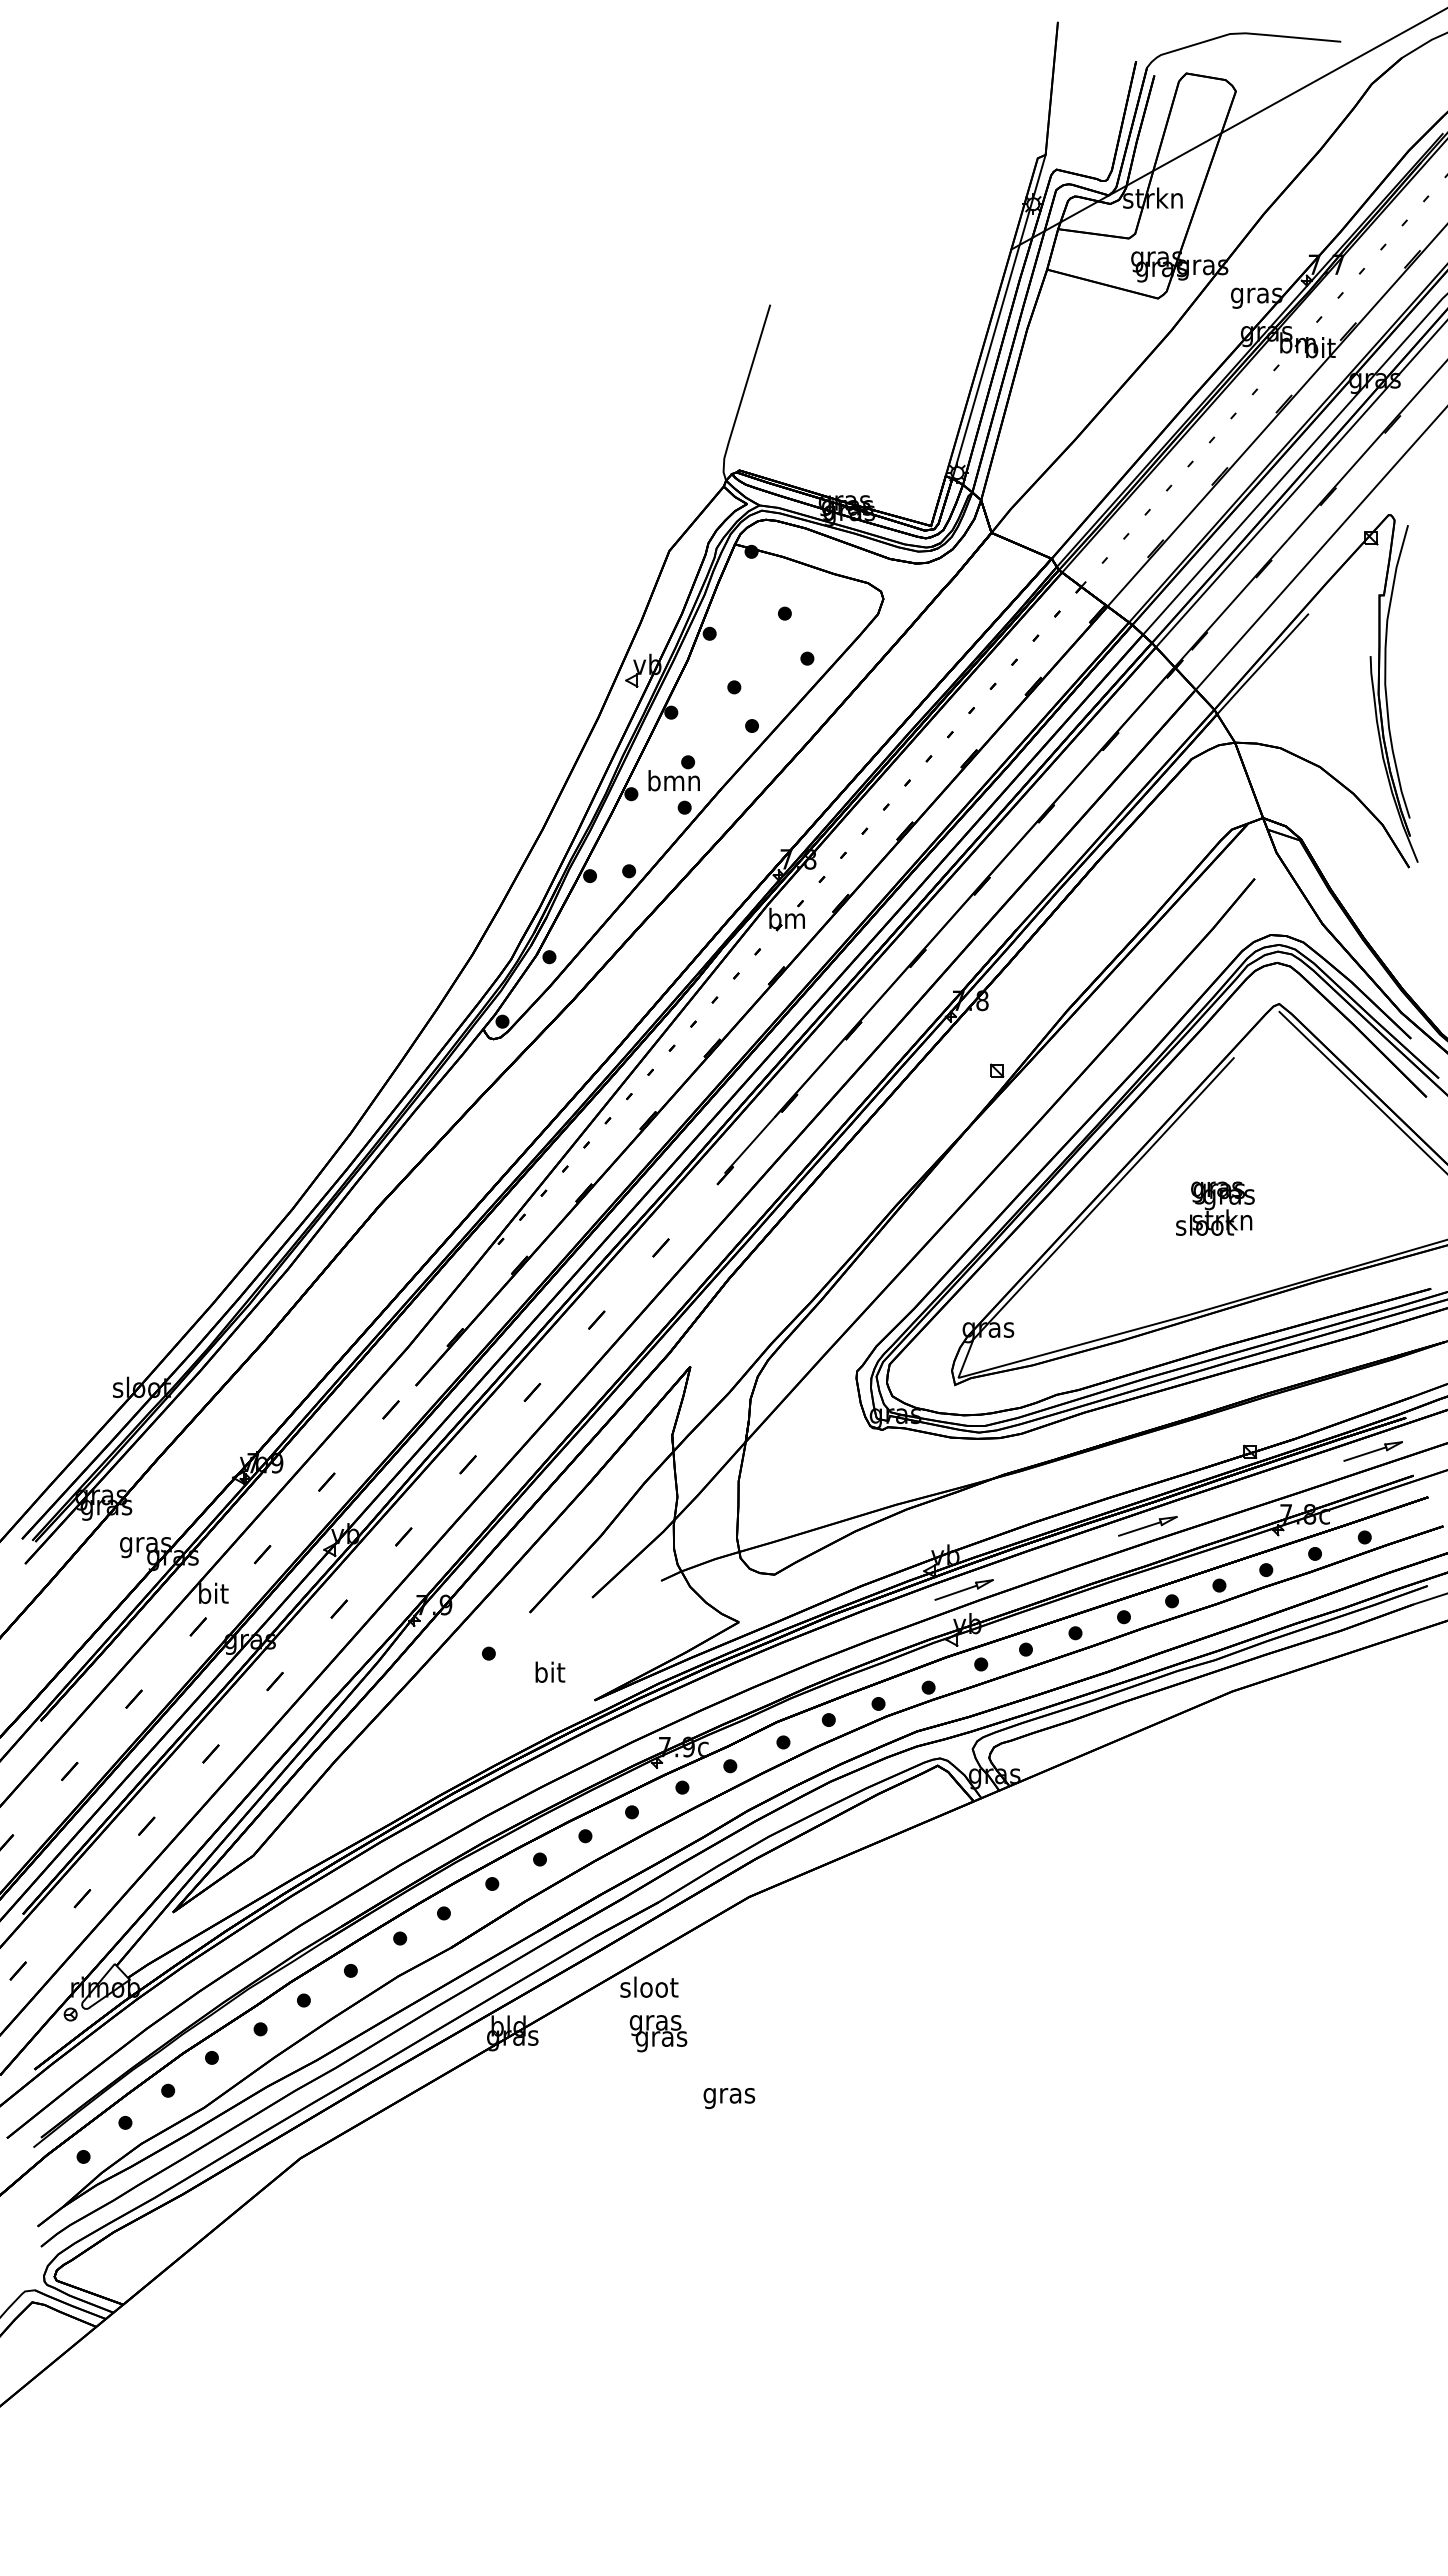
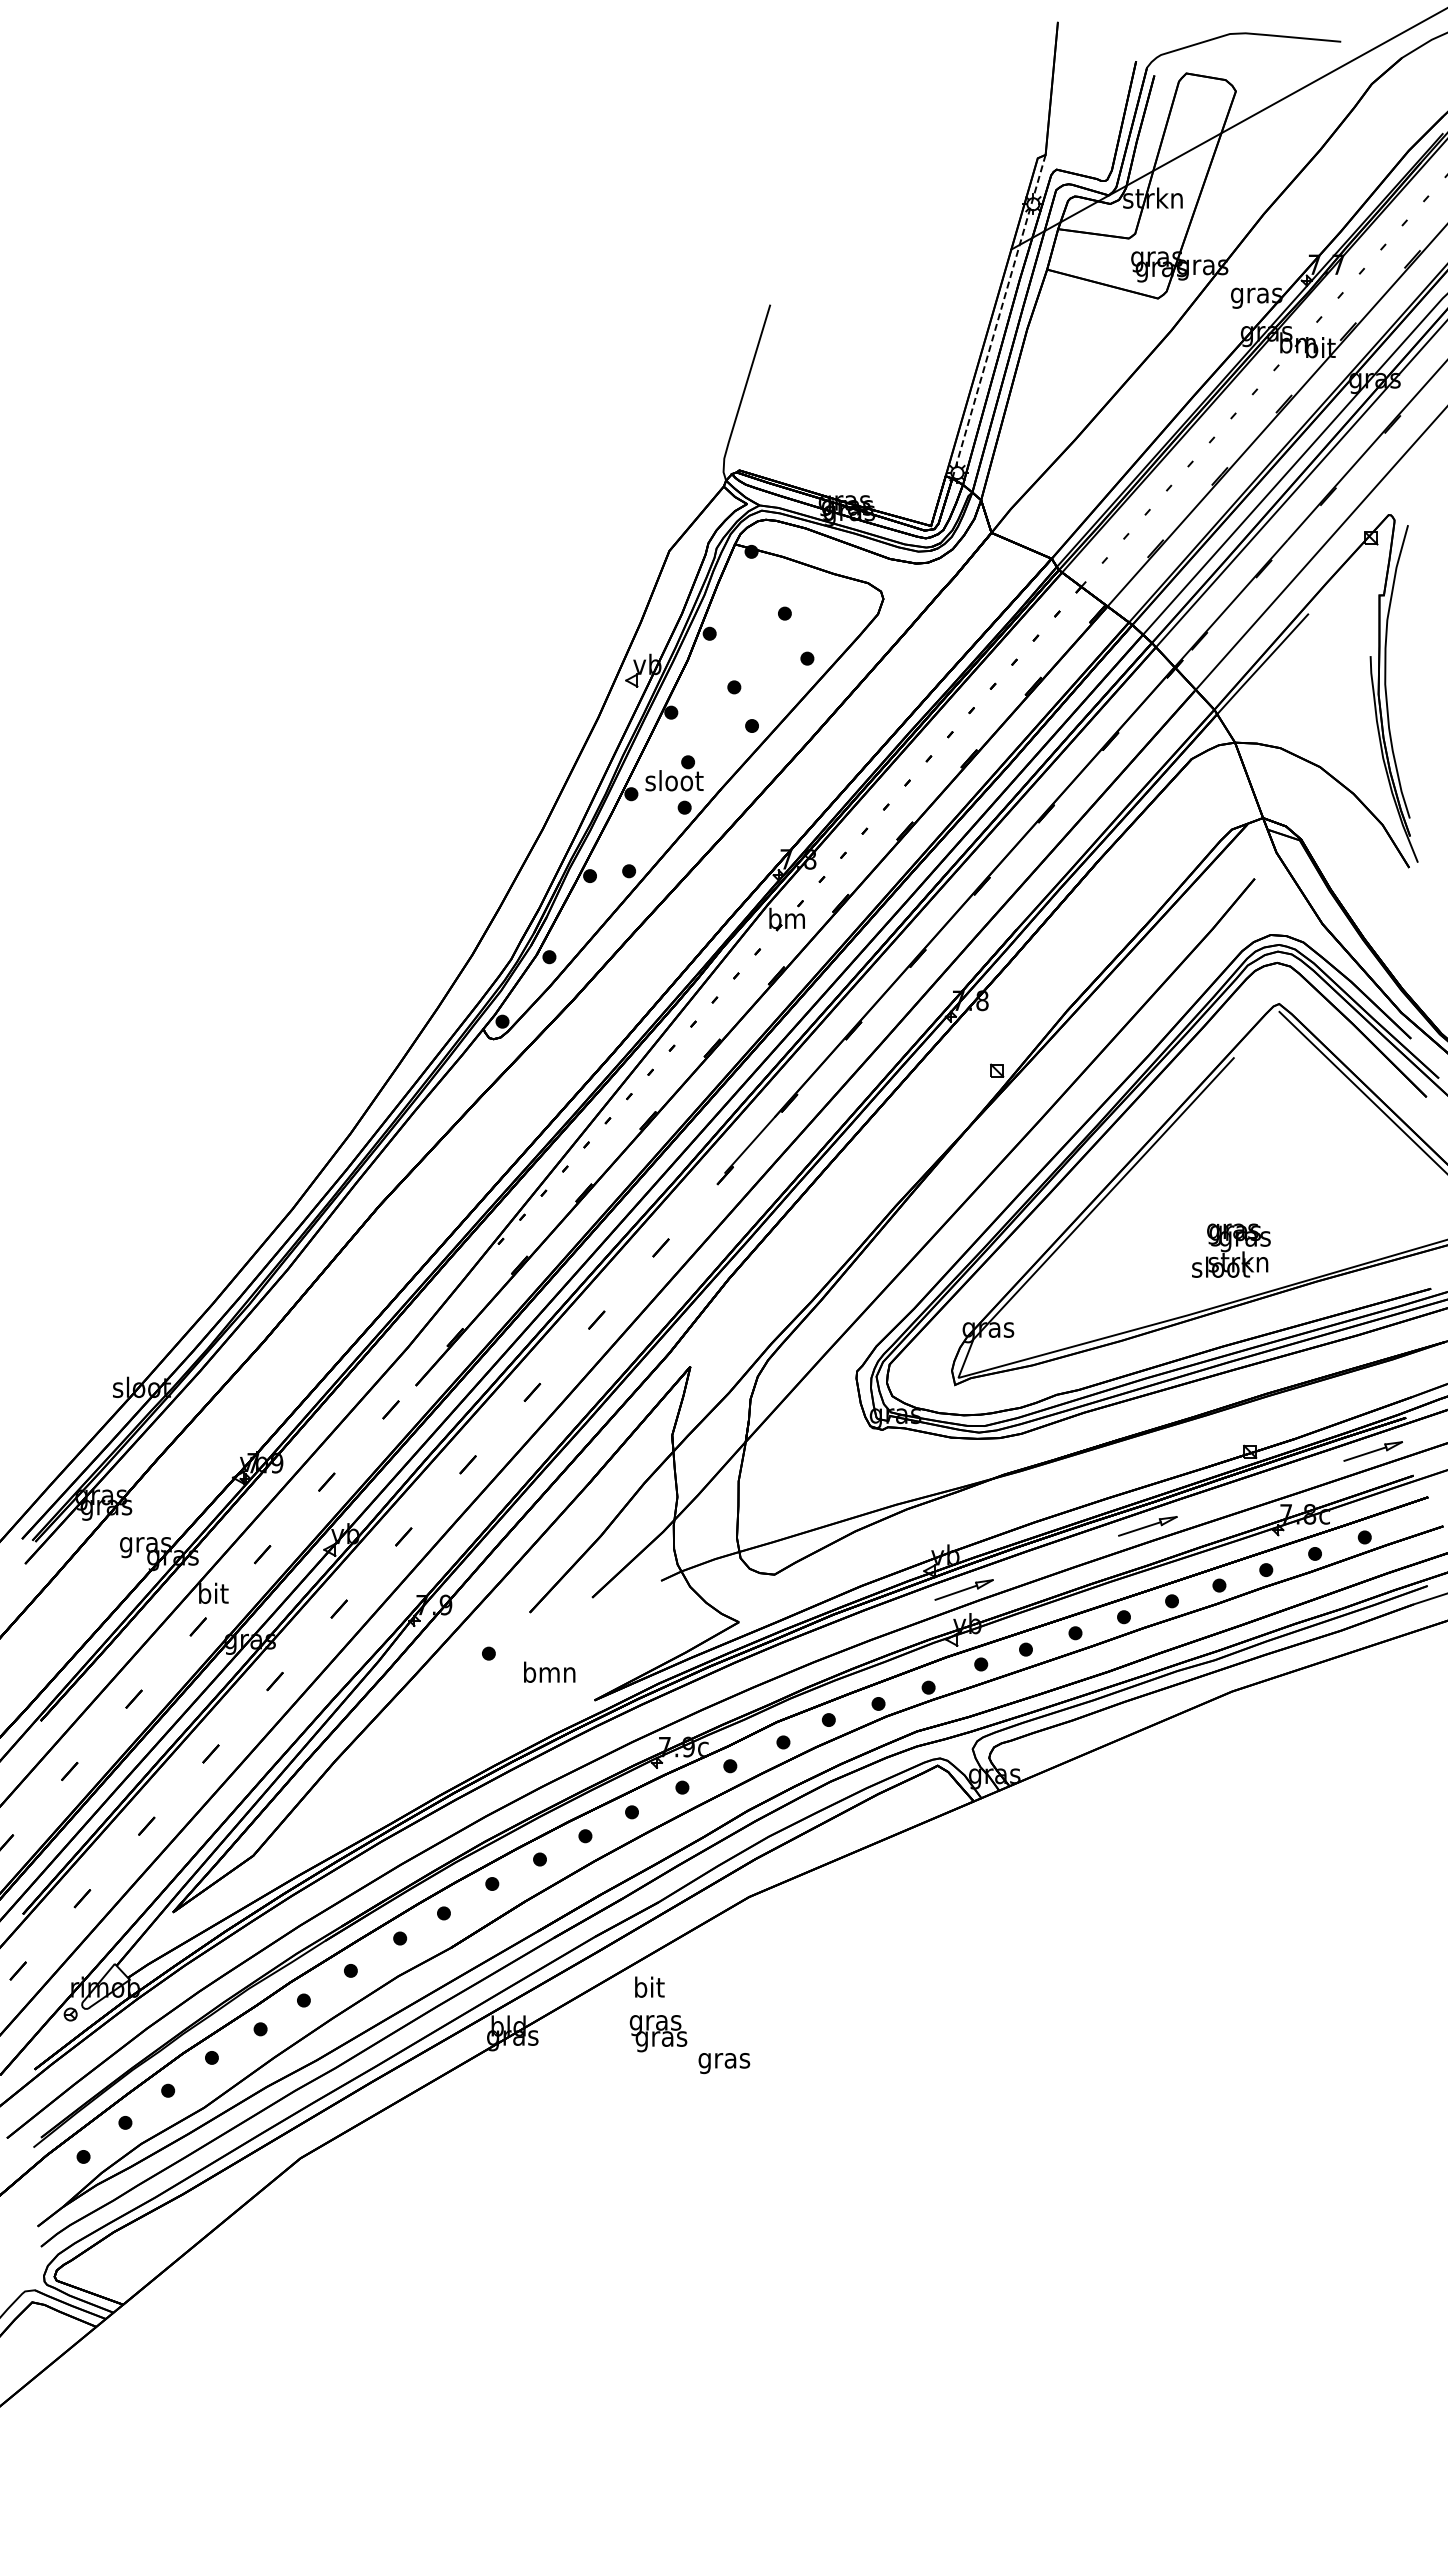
line: solid -> dashed (998, 317)
text: bmn -> sloot (674, 780)
text position: (1215, 1208) -> (1231, 1250) (1231, 1250)
text: bit -> bmn (549, 1671)
text: sloot -> bit (649, 1986)
text position: (729, 2098) -> (724, 2063) (724, 2063)
